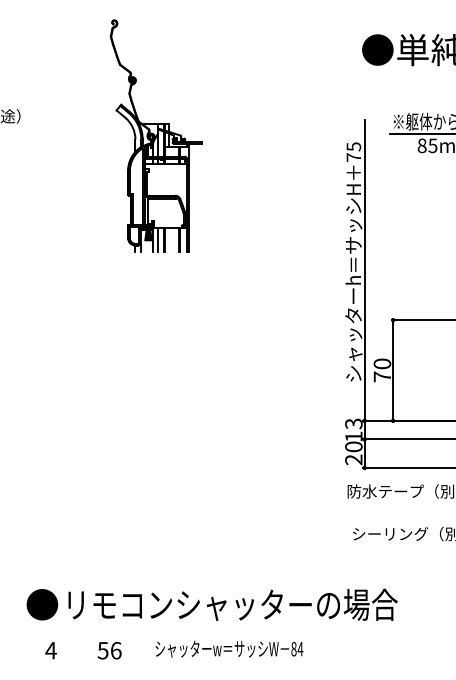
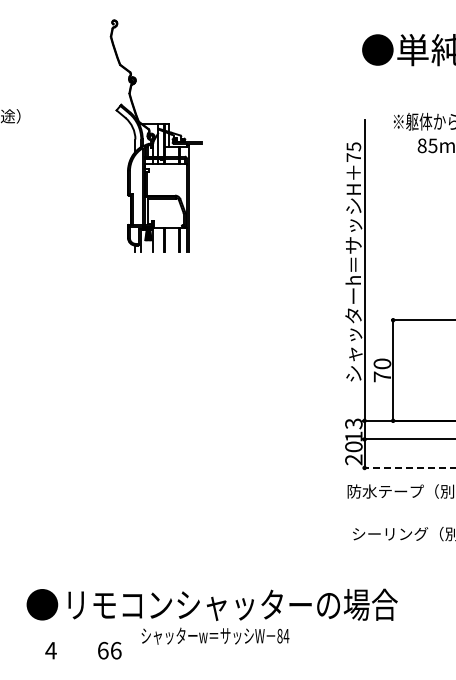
line: present -> none (421, 133)
line: present -> none (158, 239)
line: solid -> dashed (409, 467)
text position: (229, 648) -> (215, 635) (215, 635)
text: 56 -> 66 (102, 650)
